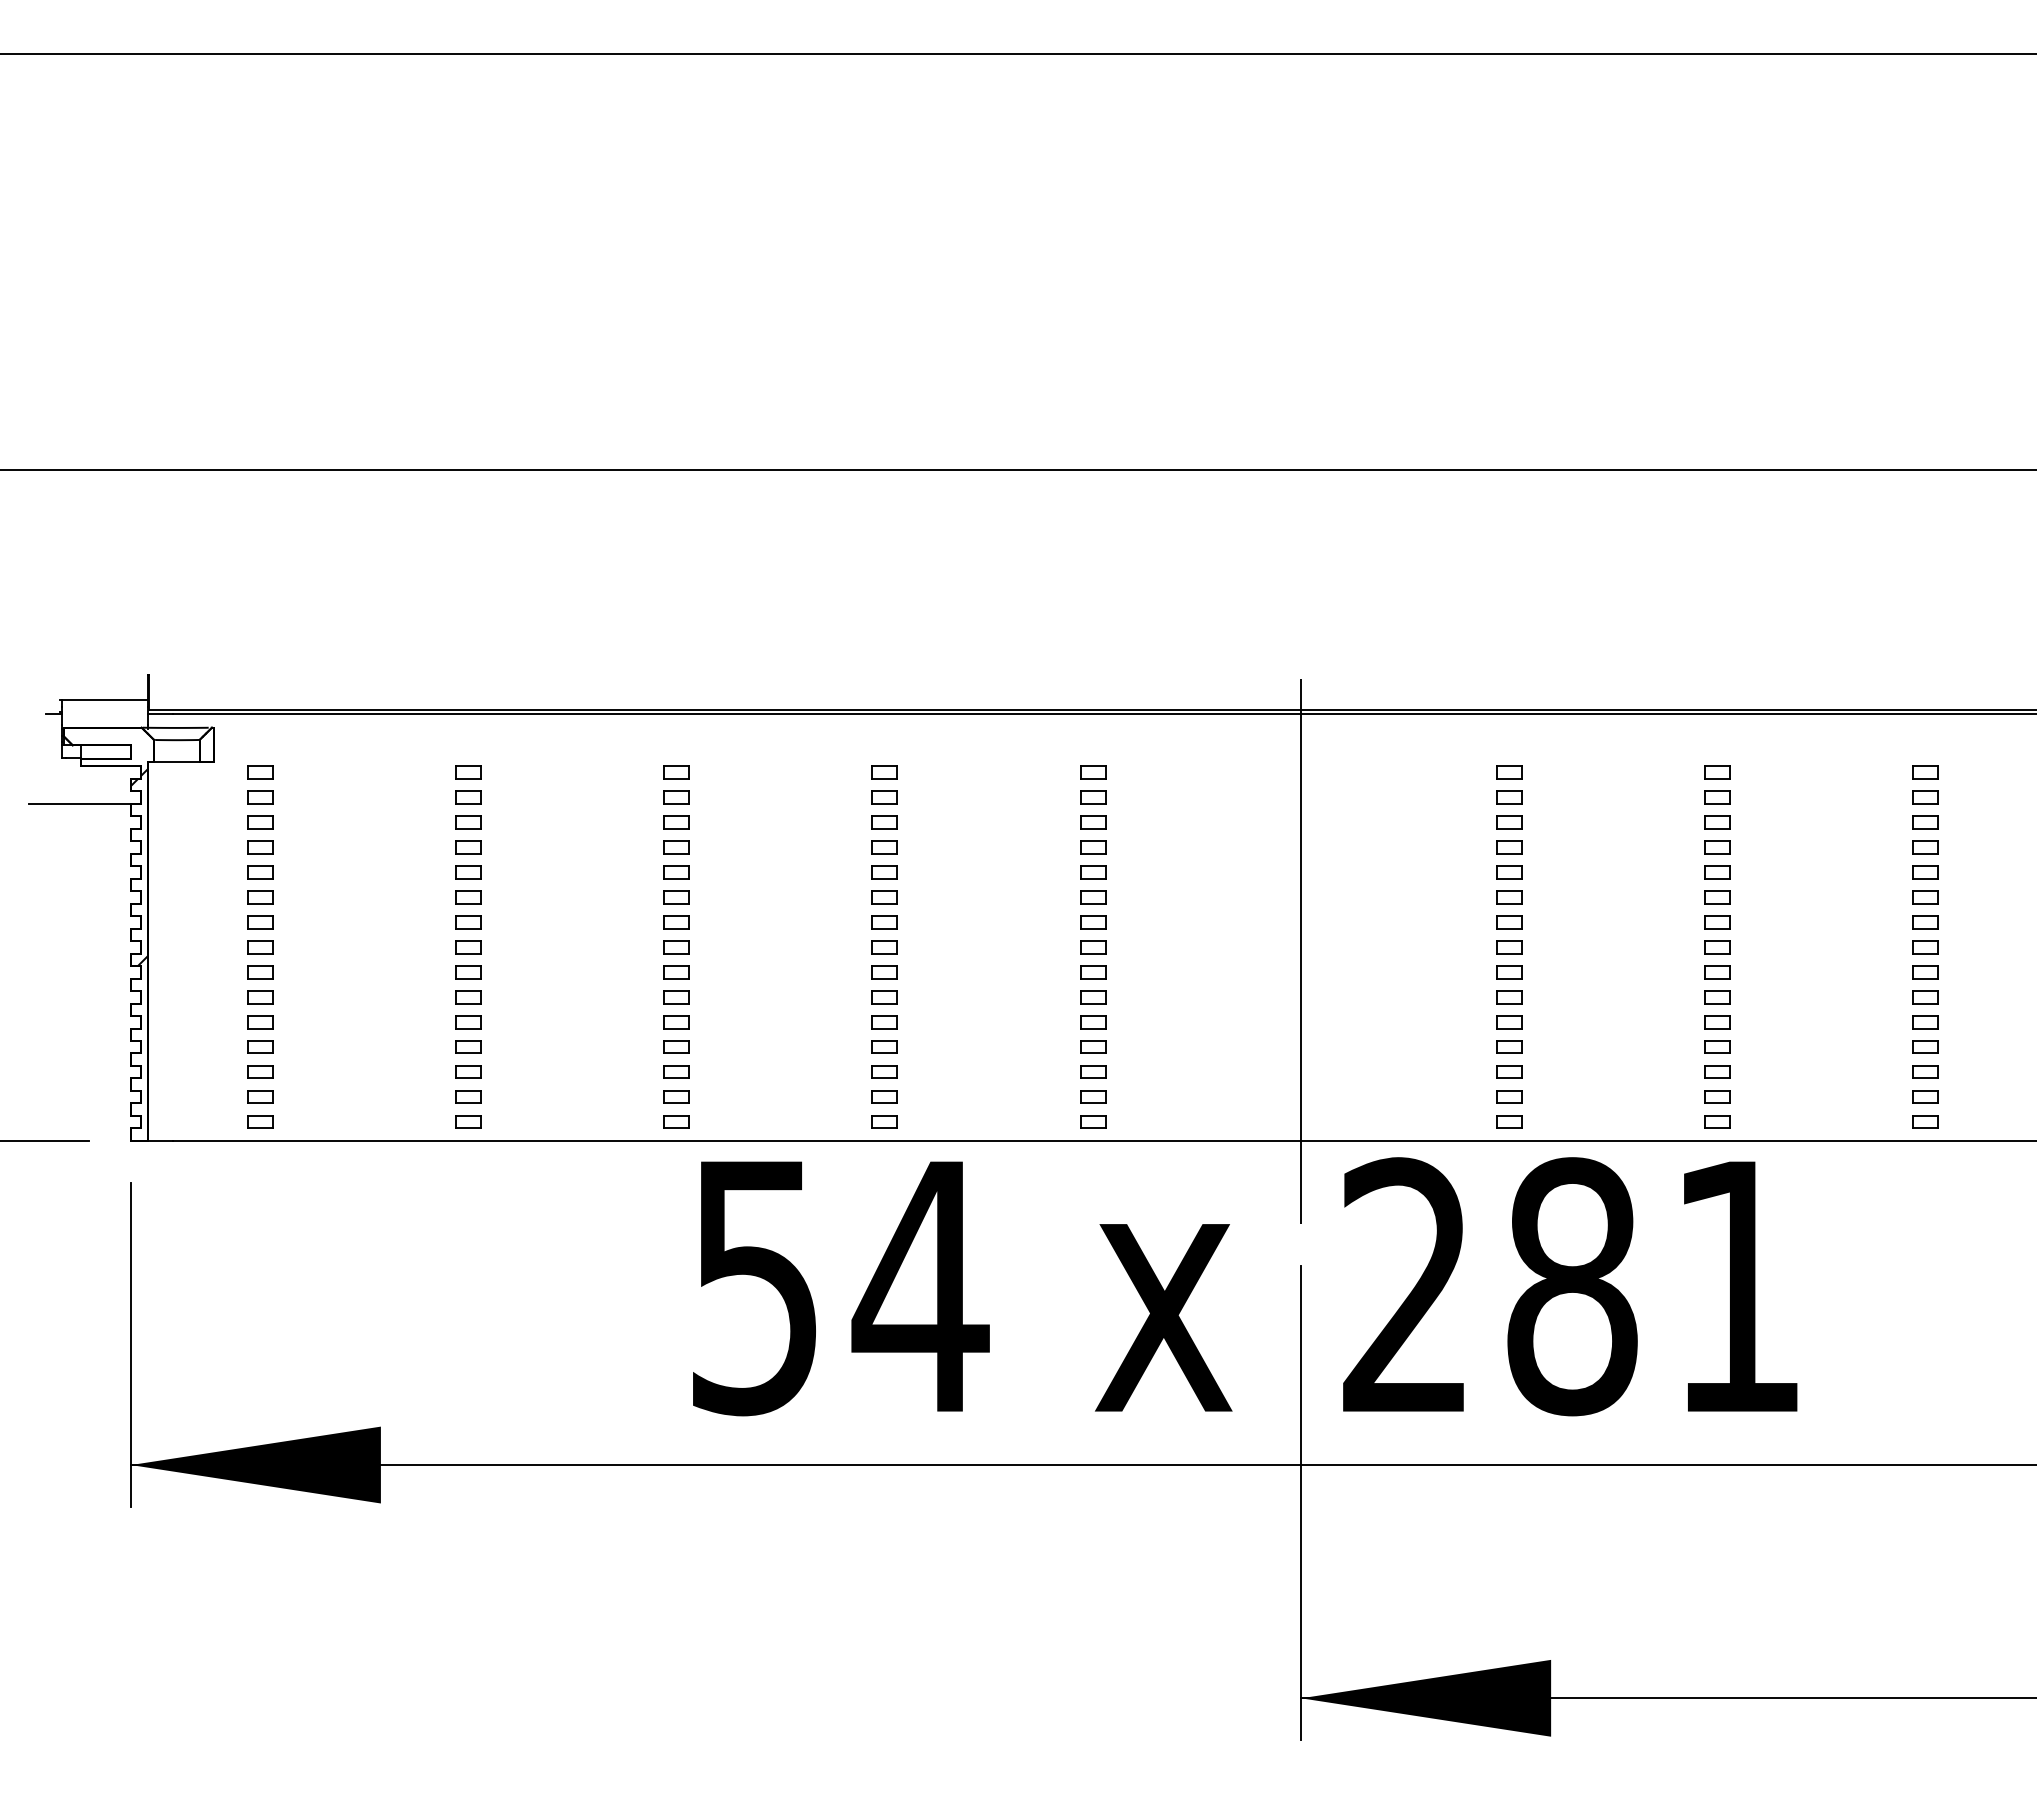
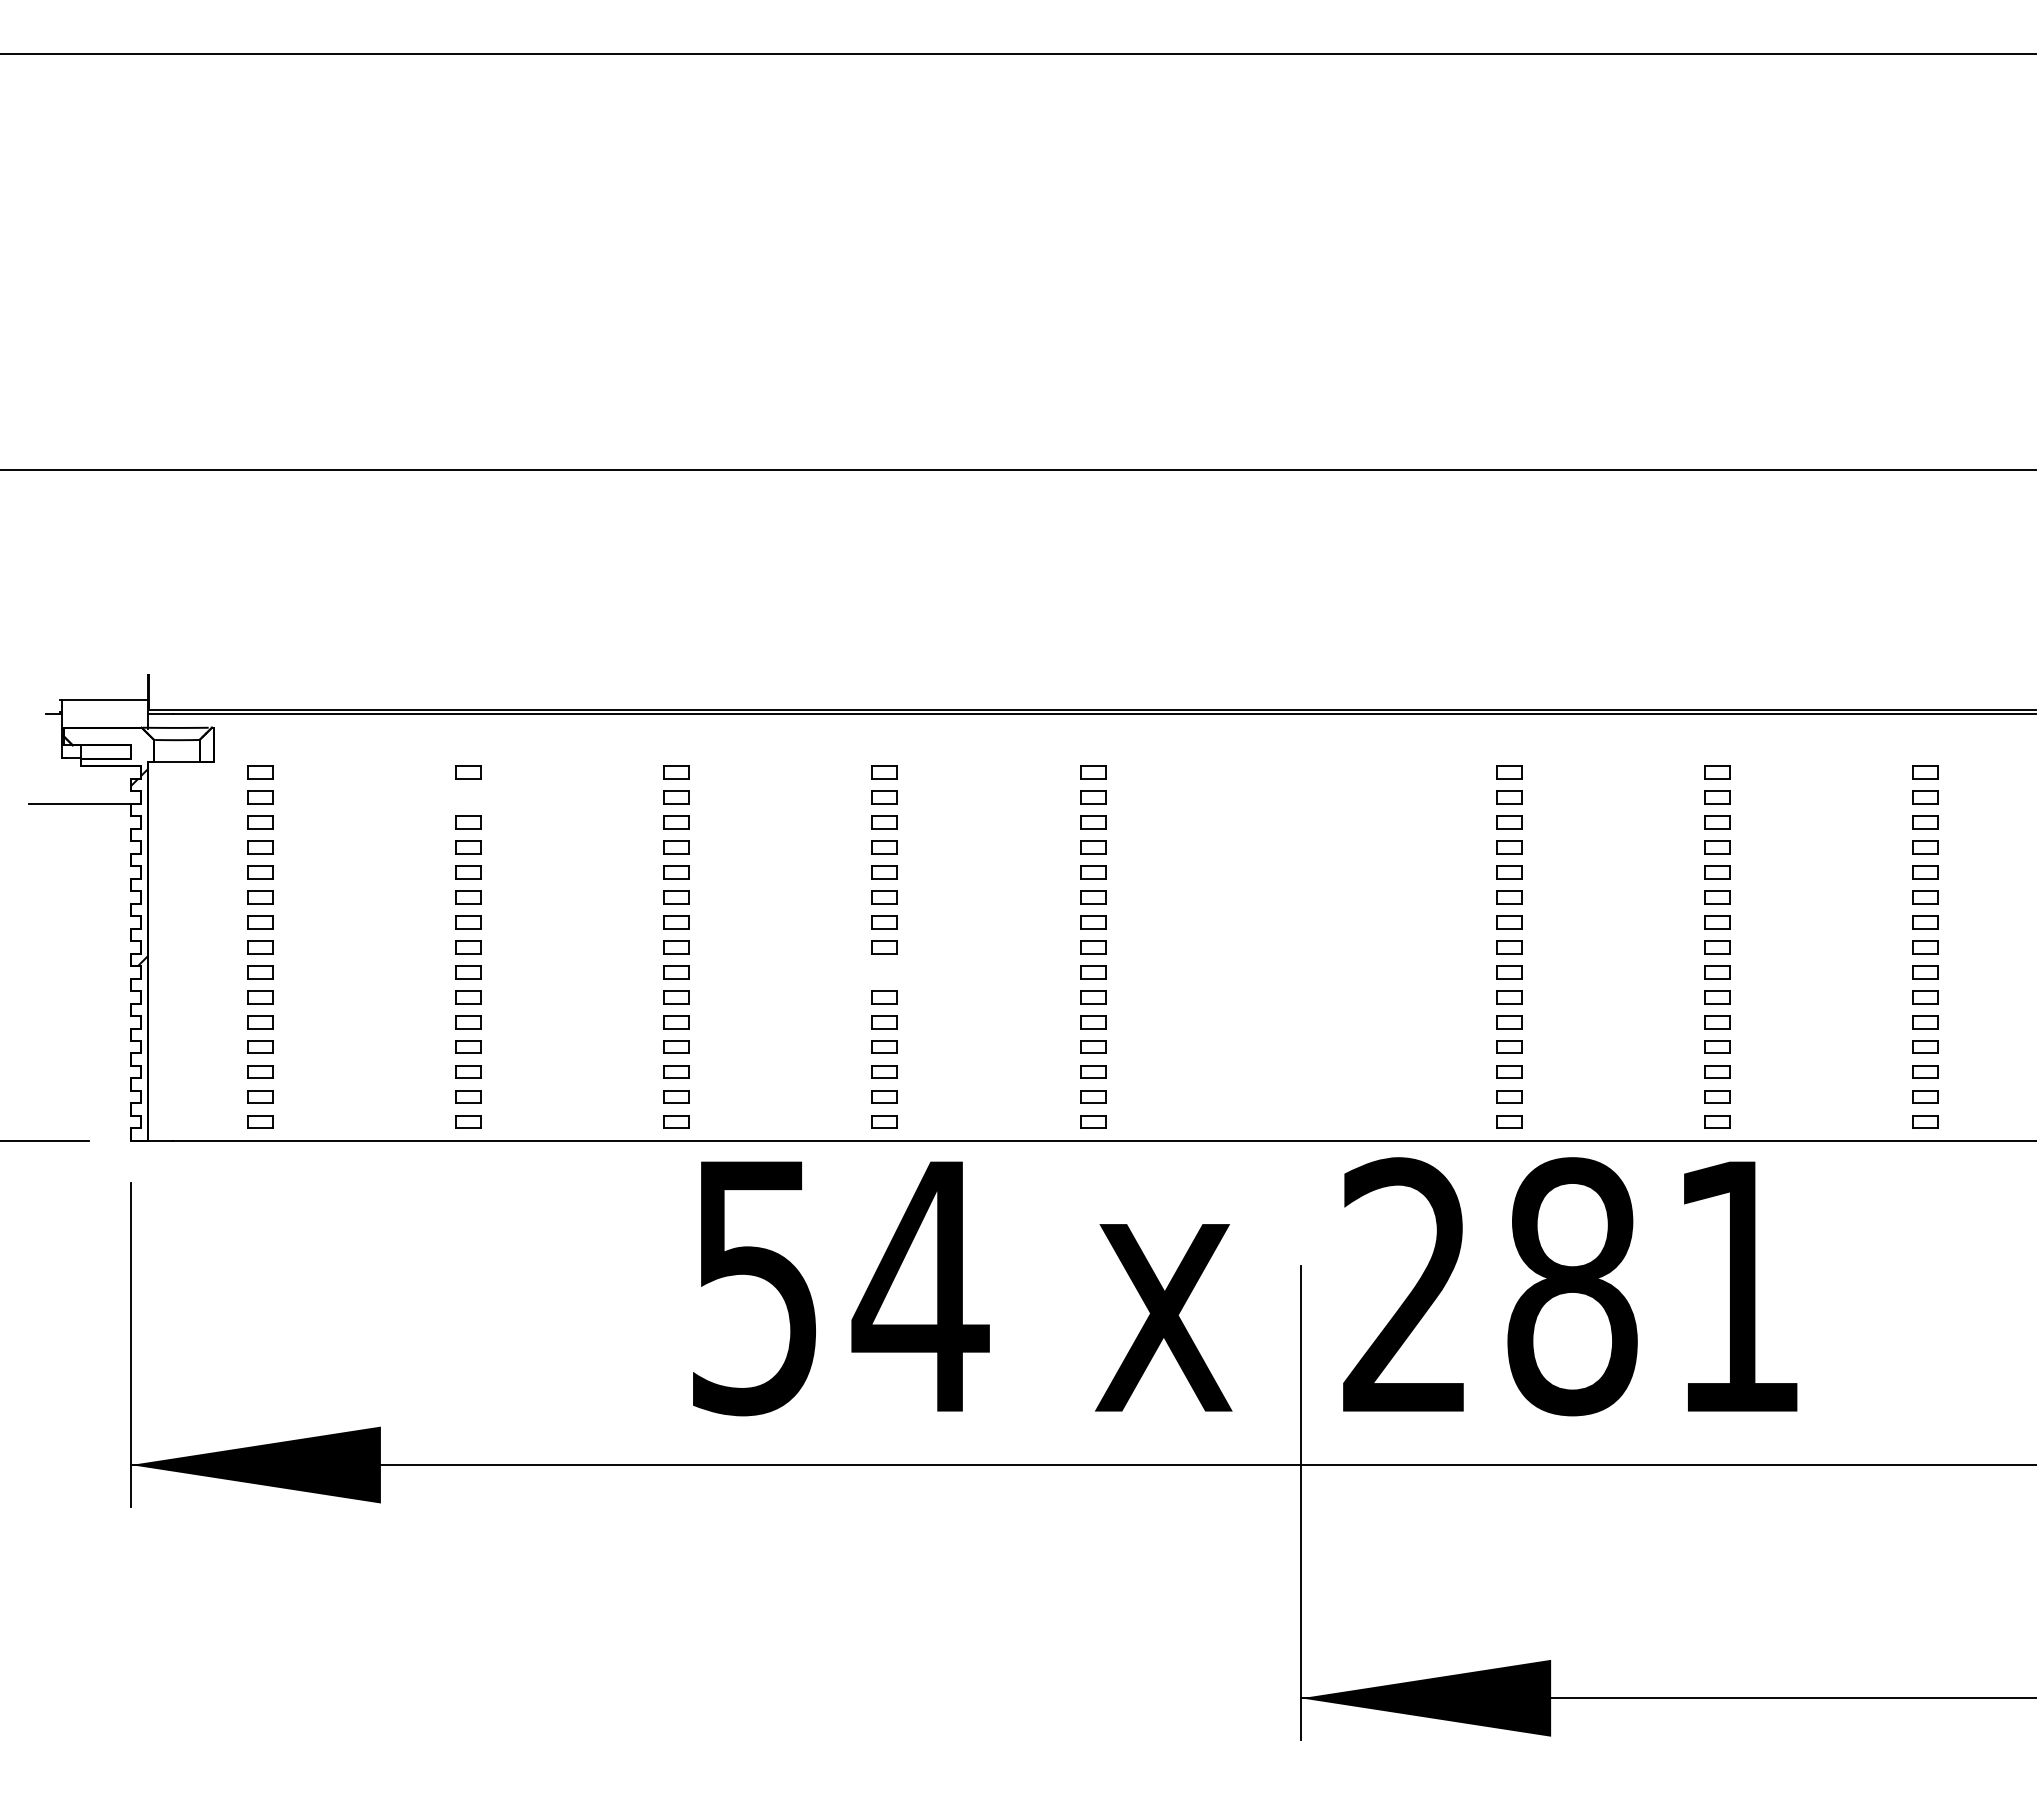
part: present -> none (468, 797)
line: present -> none (1301, 951)
part: present -> none (884, 972)
